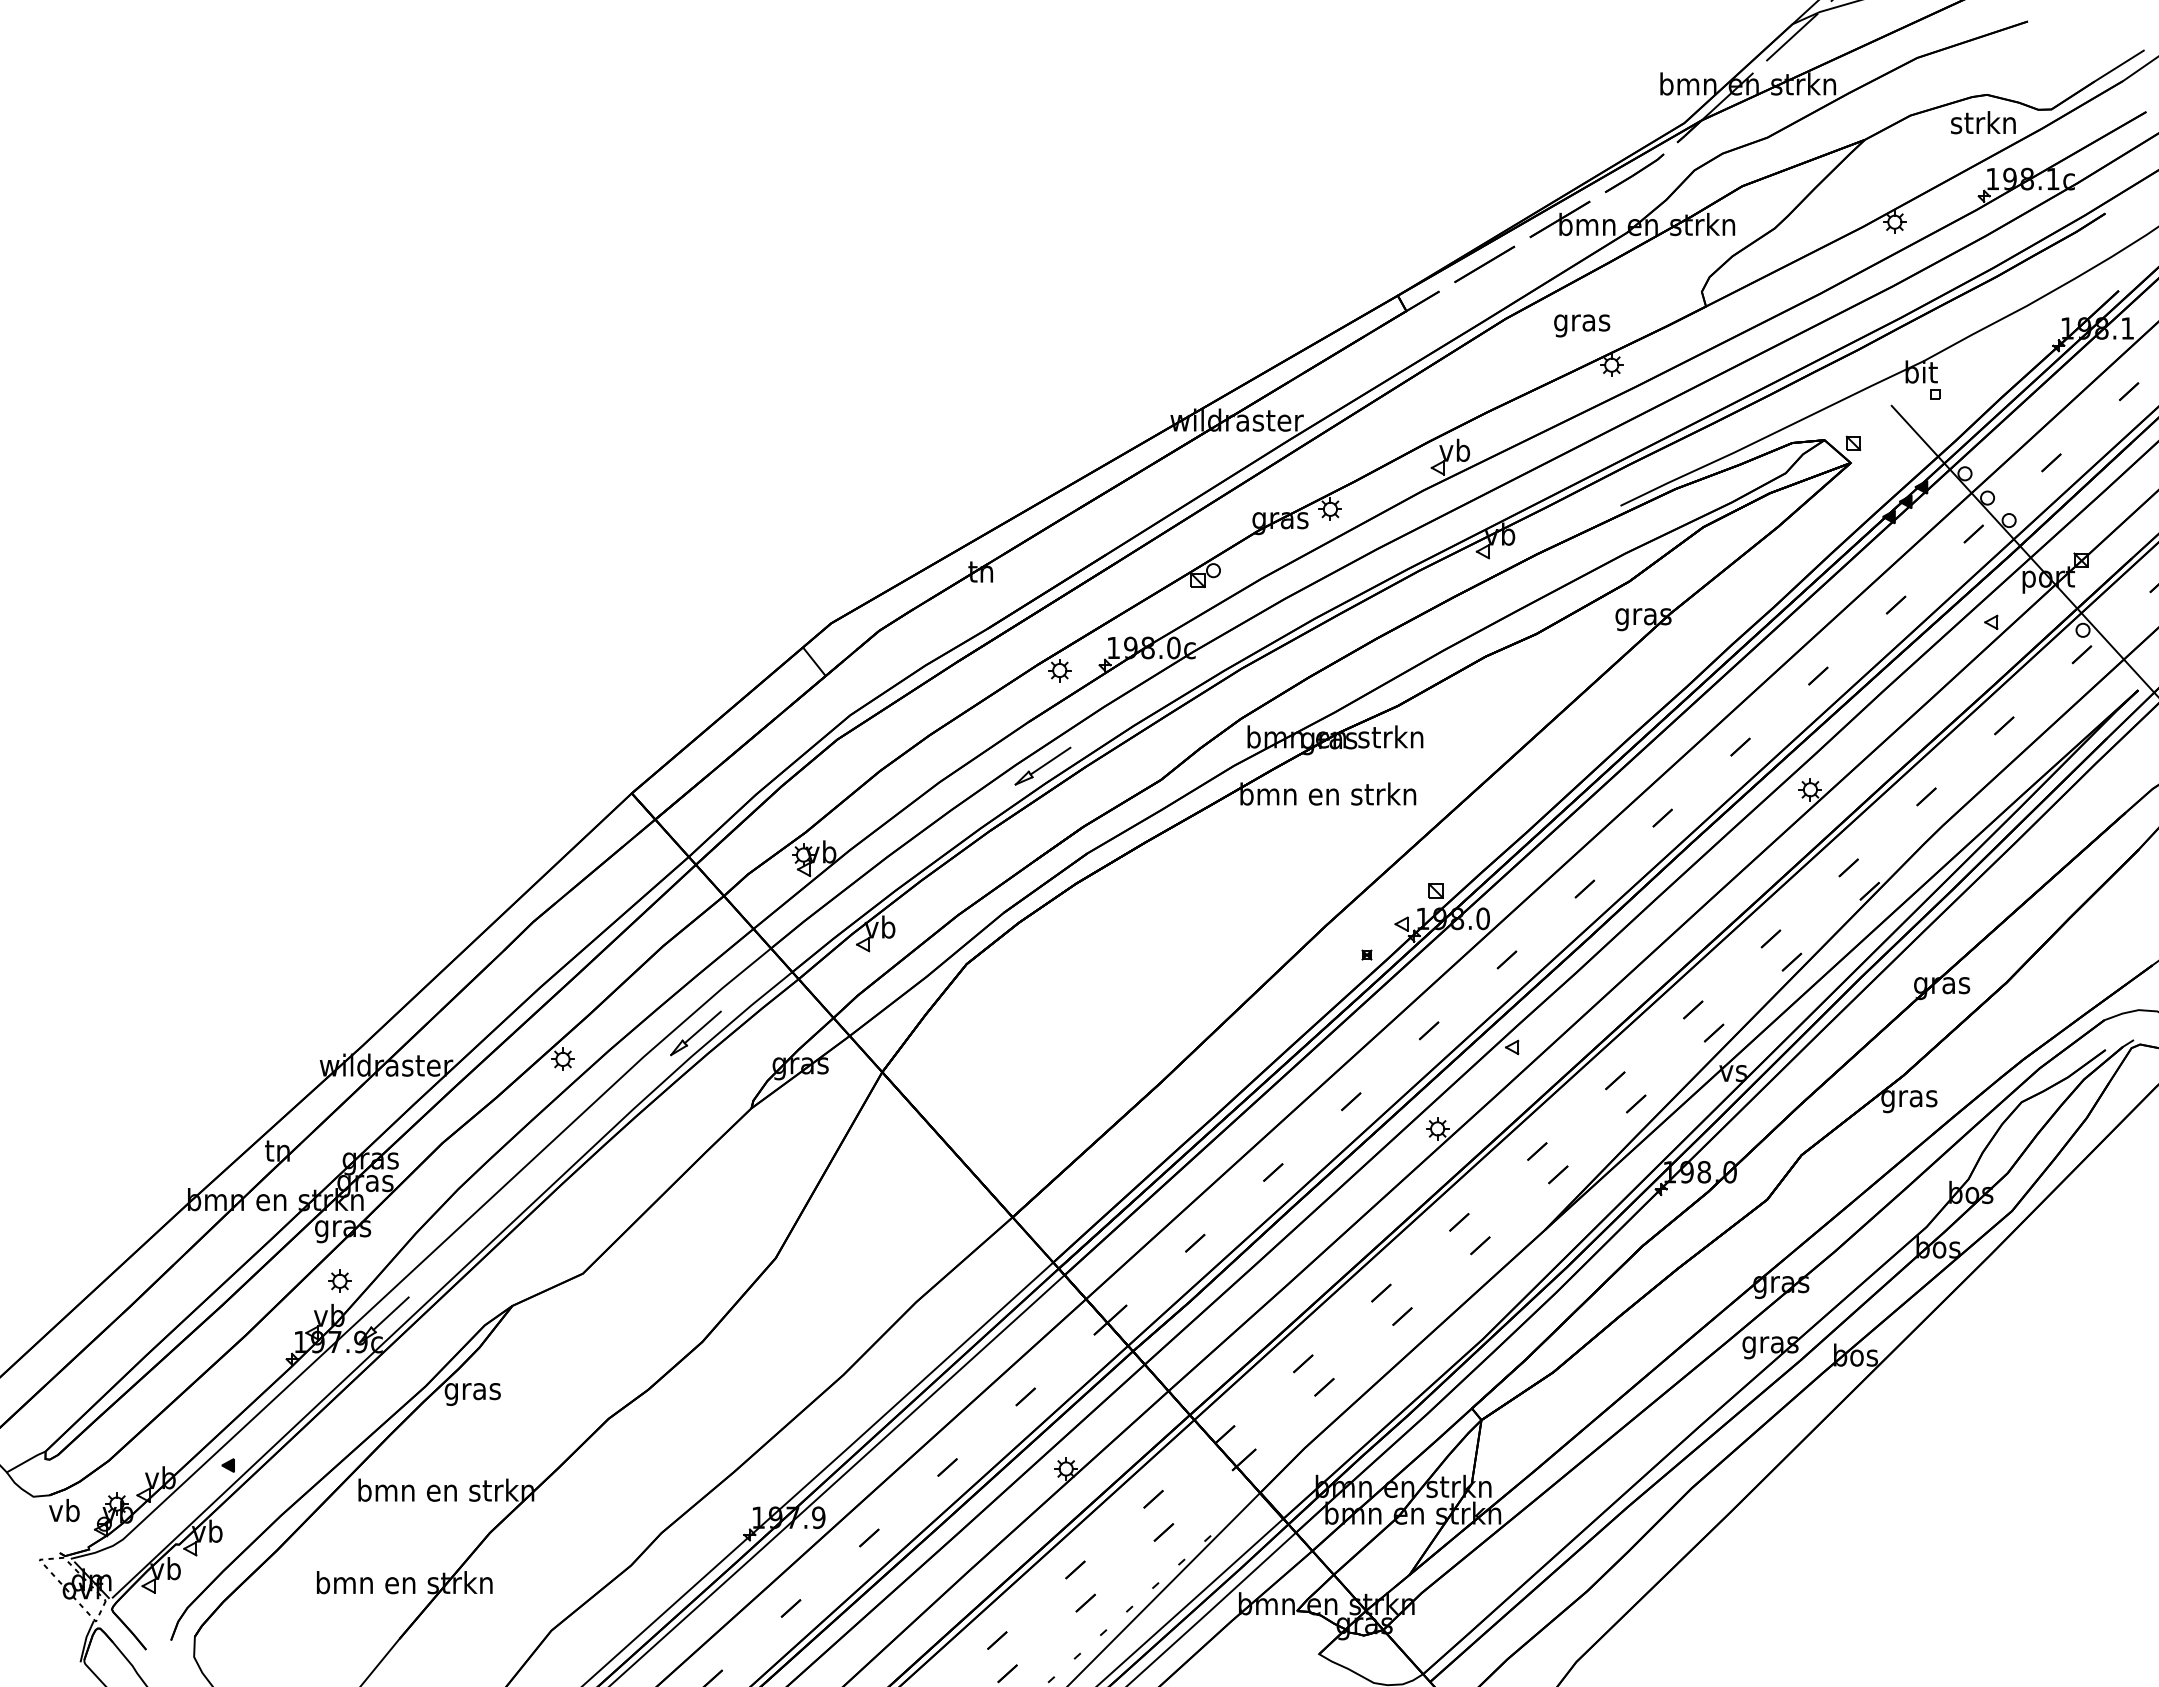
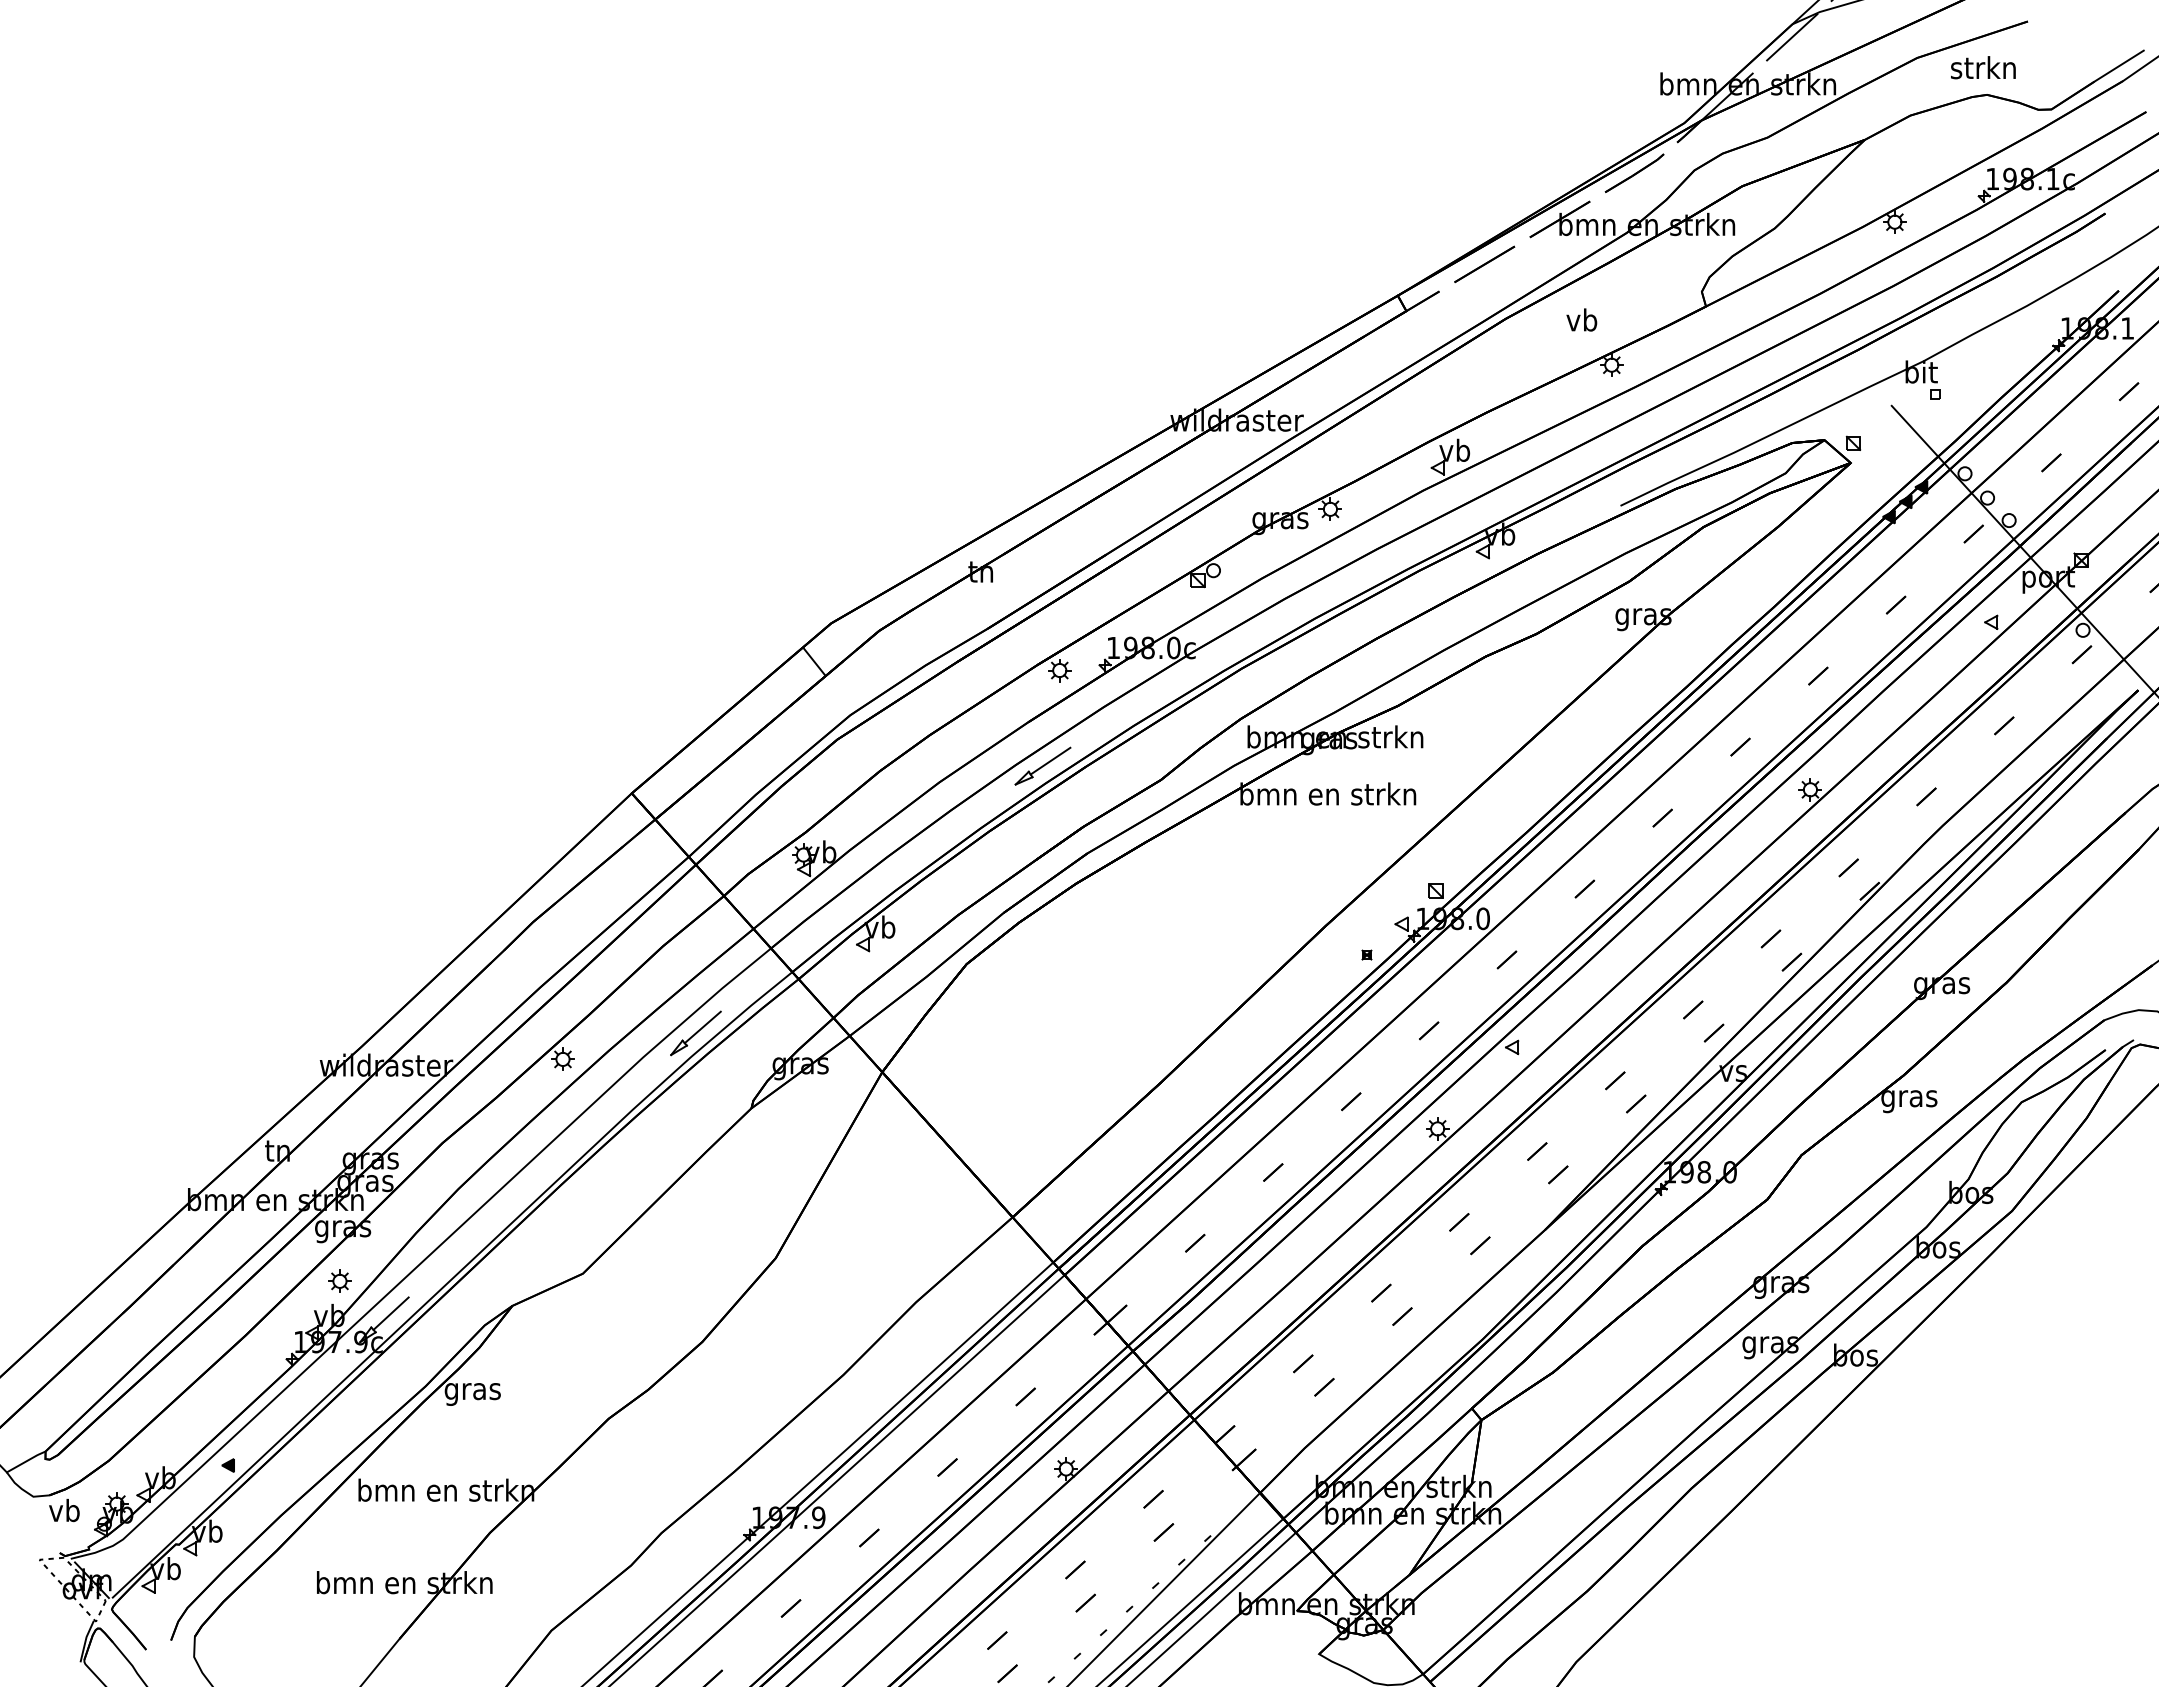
text position: (1983, 122) -> (1983, 67) (1983, 67)
text: gras -> vb (1582, 322)
